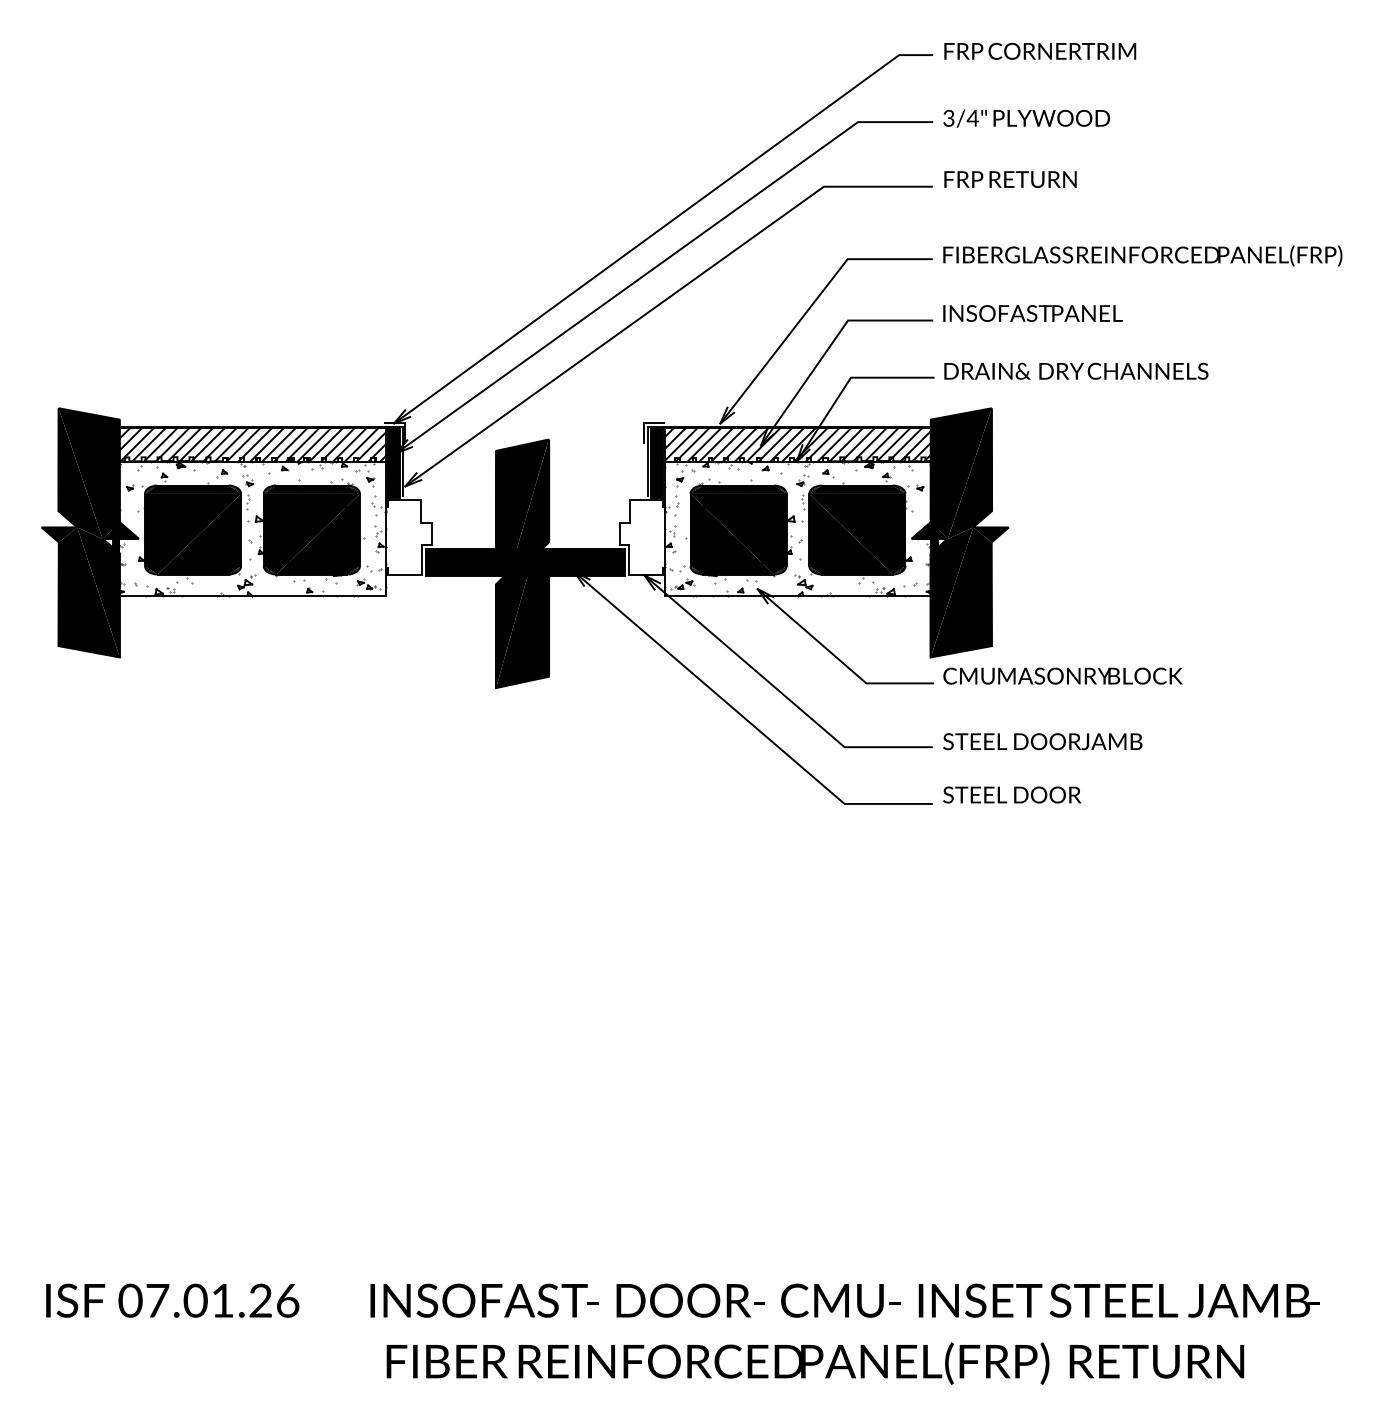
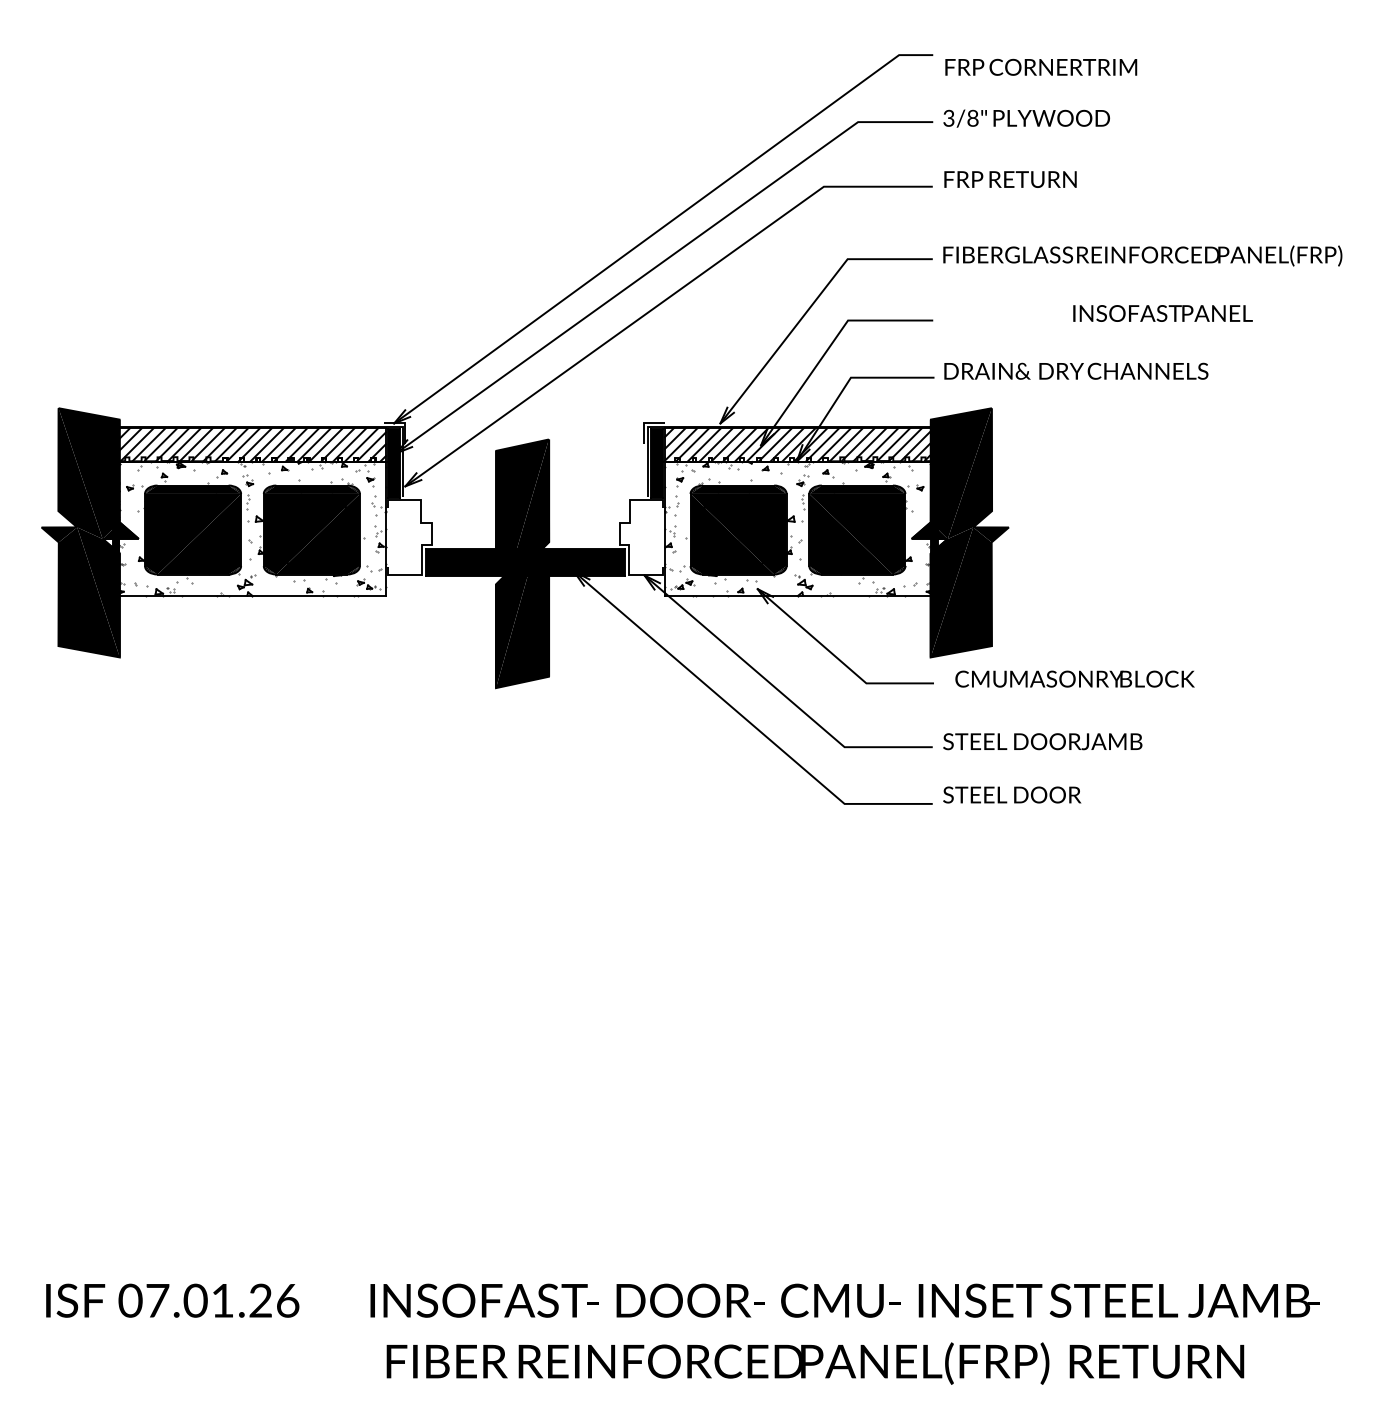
text position: (1040, 50) -> (1041, 66) (1041, 66)
text: 3/4" -> 3/8" (972, 117)
text position: (1032, 313) -> (1162, 313) (1162, 313)
text position: (1062, 675) -> (1074, 678) (1074, 678)
